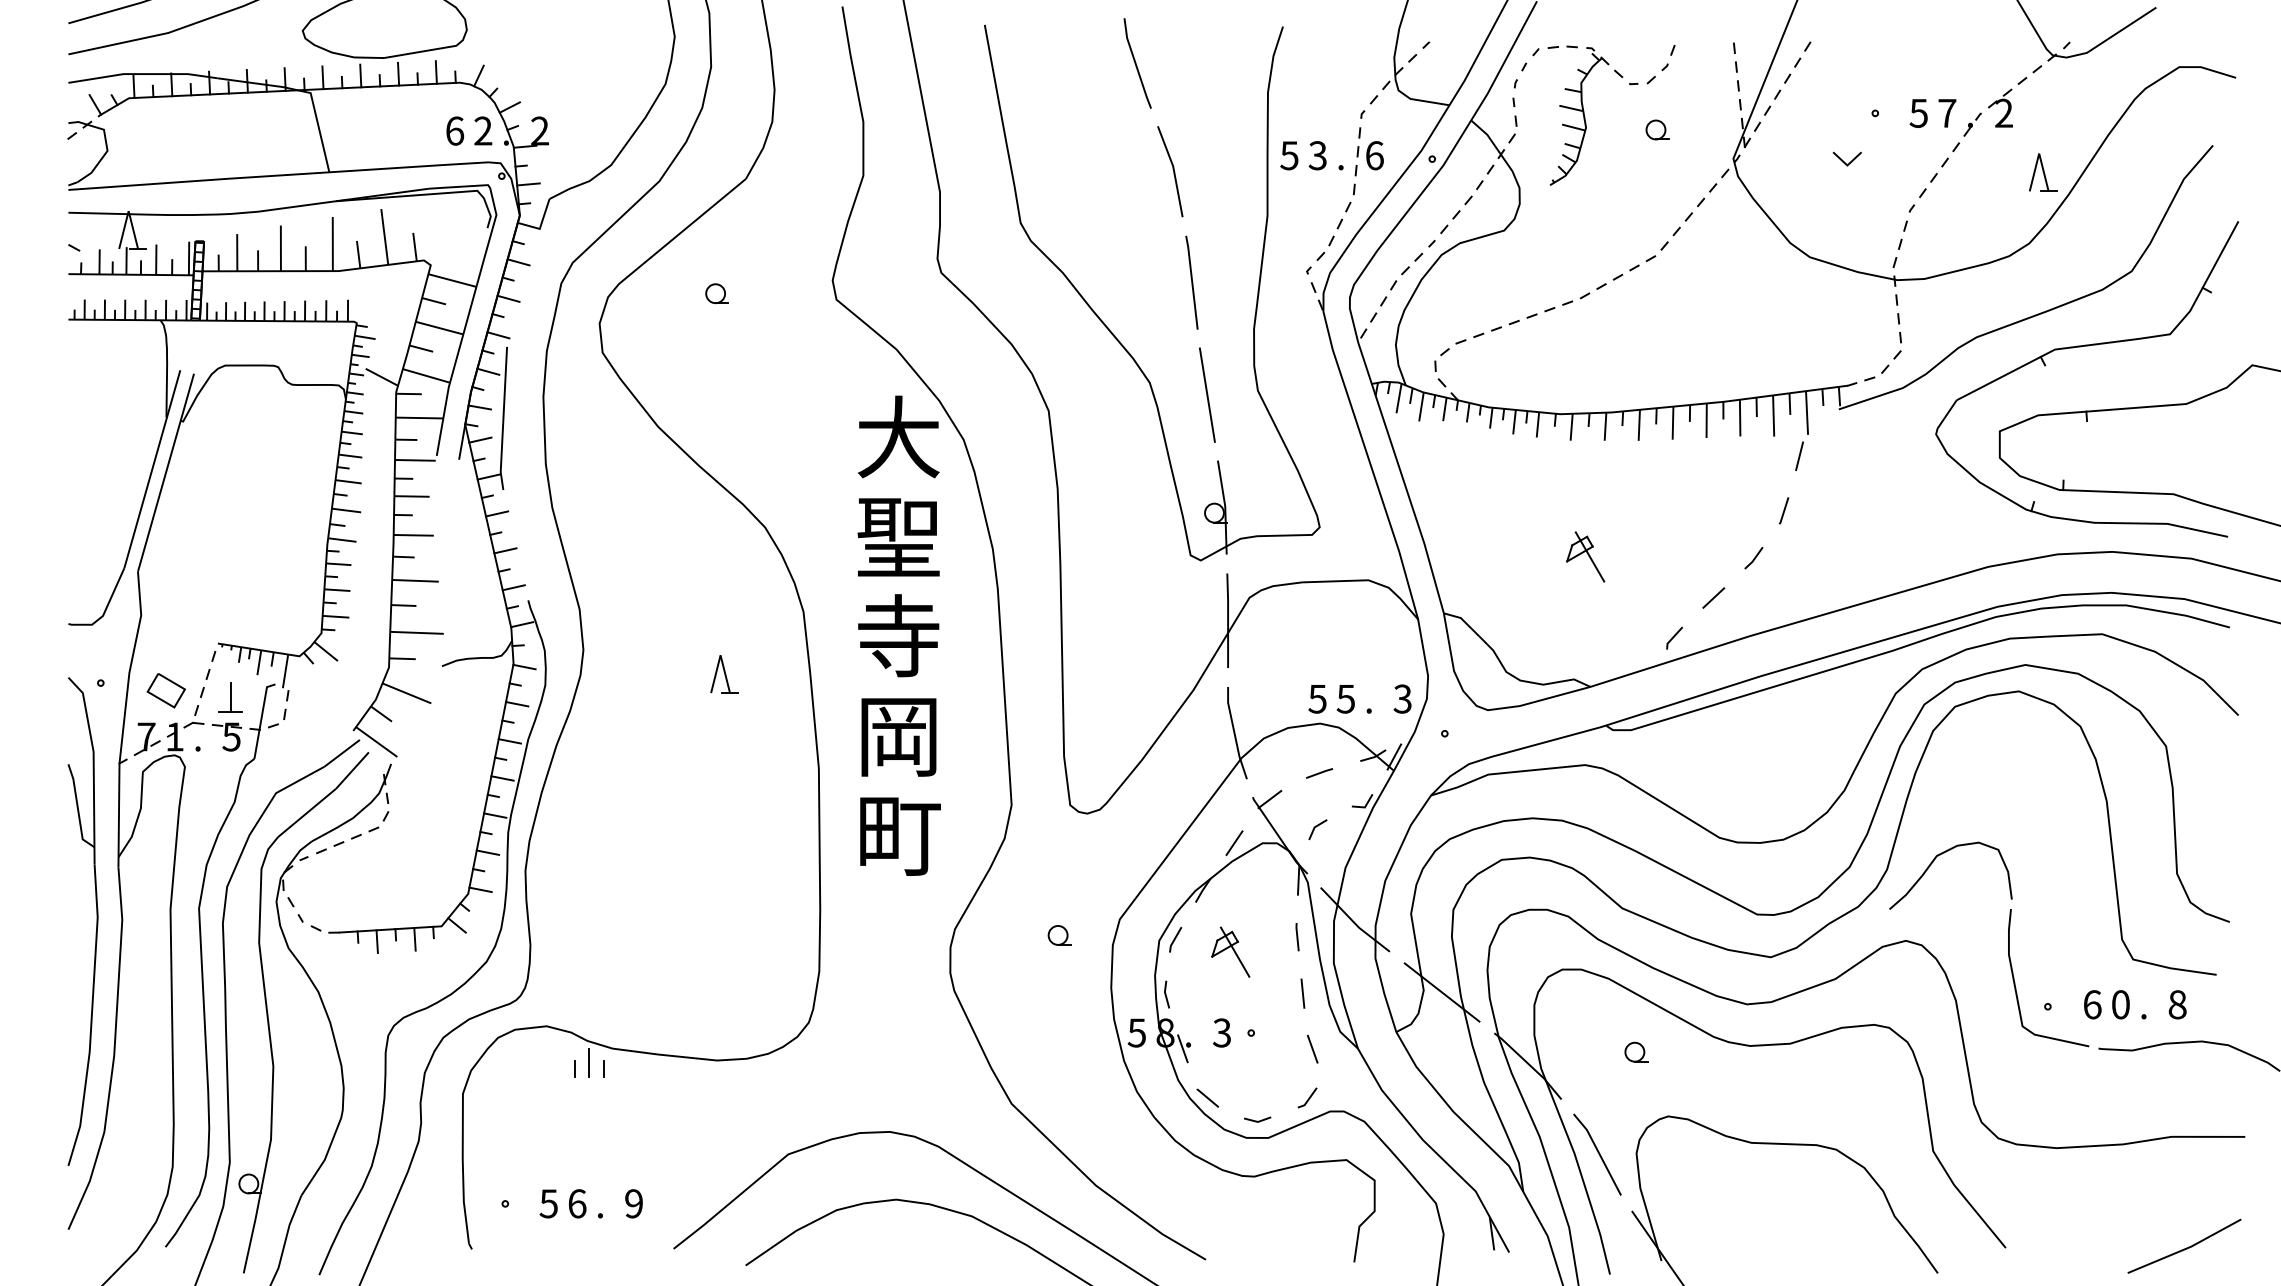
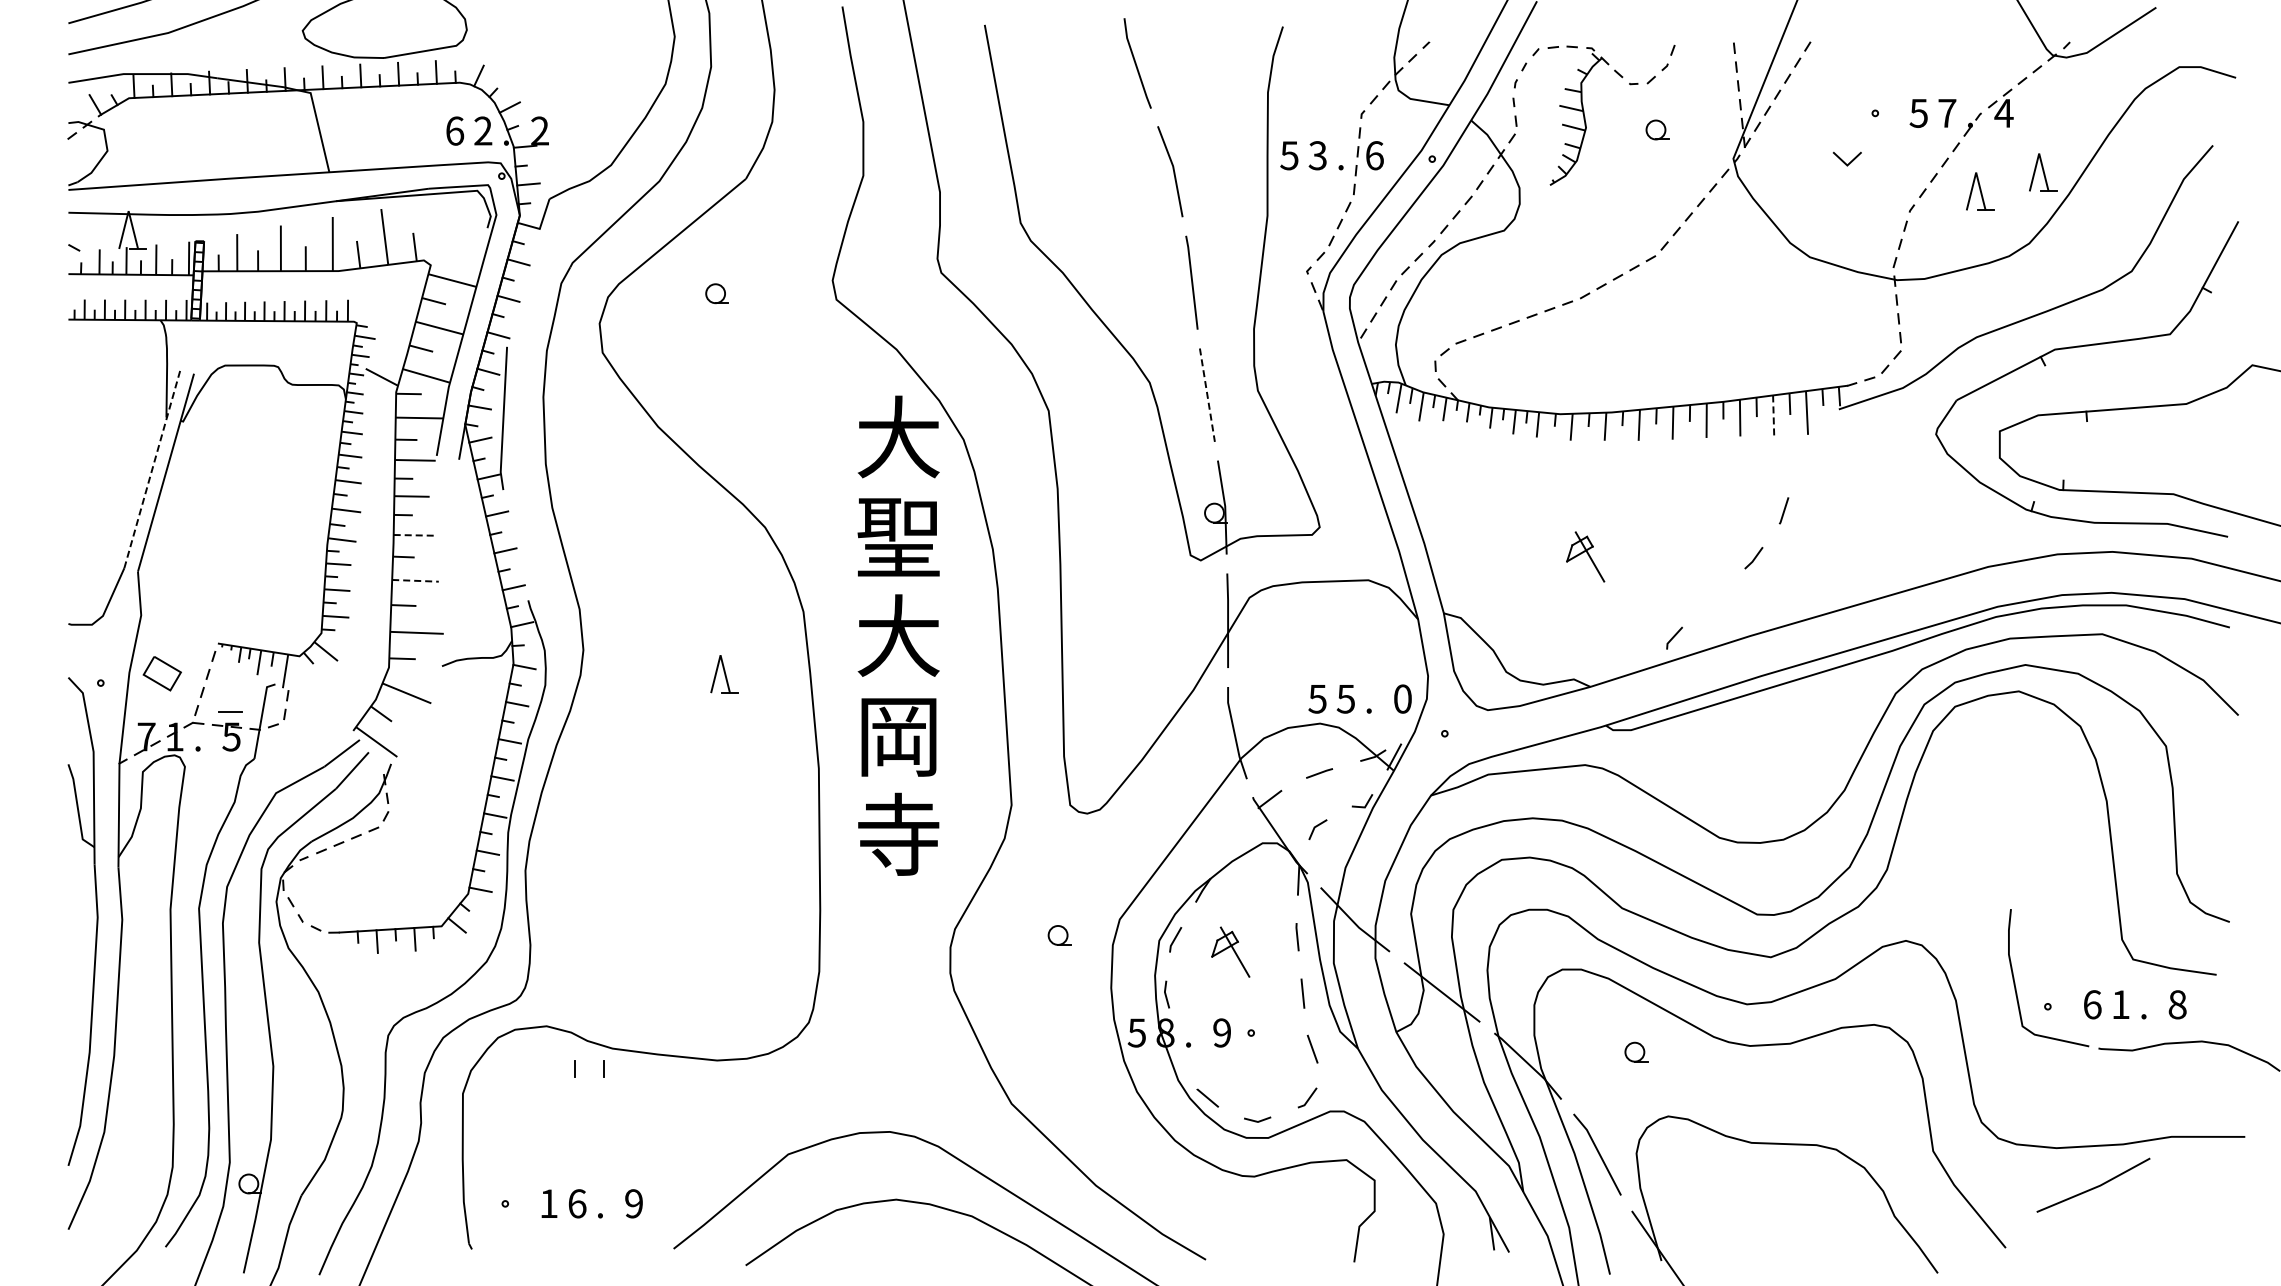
text: 2 -> 4 (2003, 112)
part: none -> present (1980, 191)
line: solid -> dashed (1207, 395)
line: solid -> dashed (1773, 416)
line: present -> none (1799, 456)
line: solid -> dashed (152, 469)
line: solid -> dashed (414, 535)
line: solid -> dashed (416, 580)
line: present -> none (1713, 597)
text: 寺 -> 大 (898, 635)
part position: (165, 690) -> (161, 673) (161, 673)
line: present -> none (230, 697)
text: 3 -> 0 (1402, 698)
text: 町 -> 寺 (899, 833)
line: present -> none (1234, 842)
curve: present -> none (1933, 862)
text: 0 -> 1 (2120, 1004)
text: 3 -> 9 (1221, 1032)
line: present -> none (1182, 1048)
line: present -> none (589, 1062)
text: 5 -> 1 (548, 1203)
line position: (2186, 1247) -> (2095, 1186) (2095, 1186)
